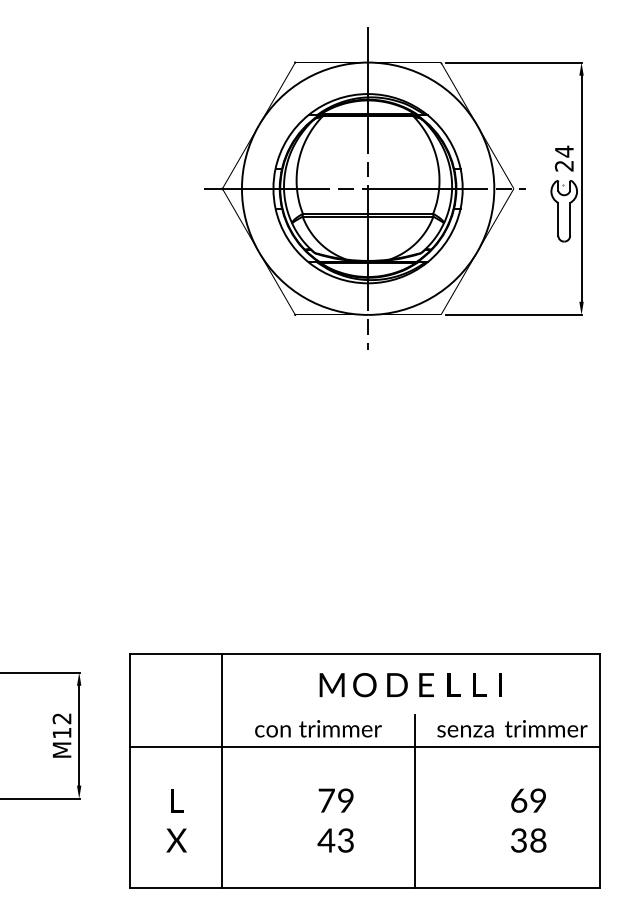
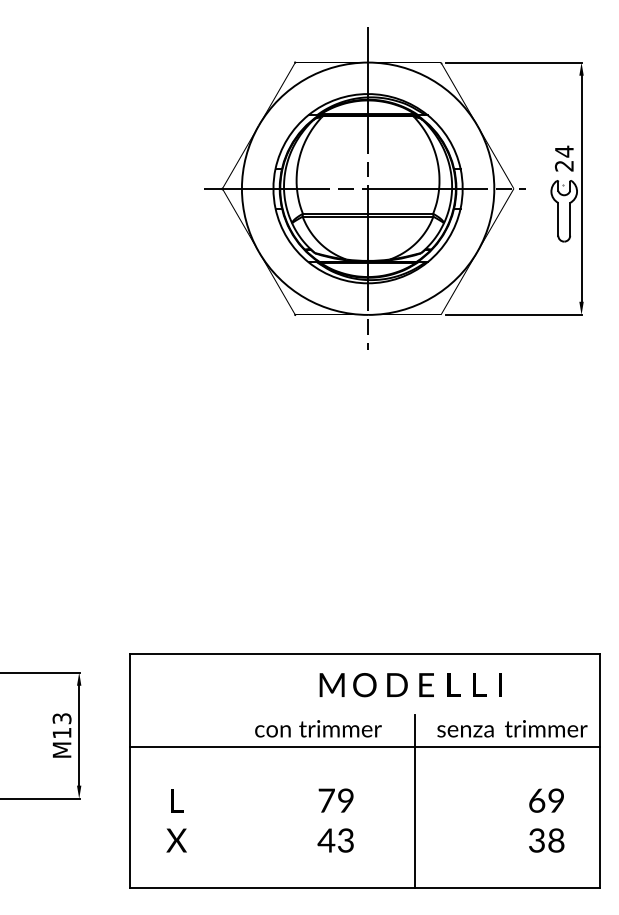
text: M12 -> M13 (61, 718)
line: present -> none (222, 770)
text position: (528, 820) -> (546, 820) (546, 820)
